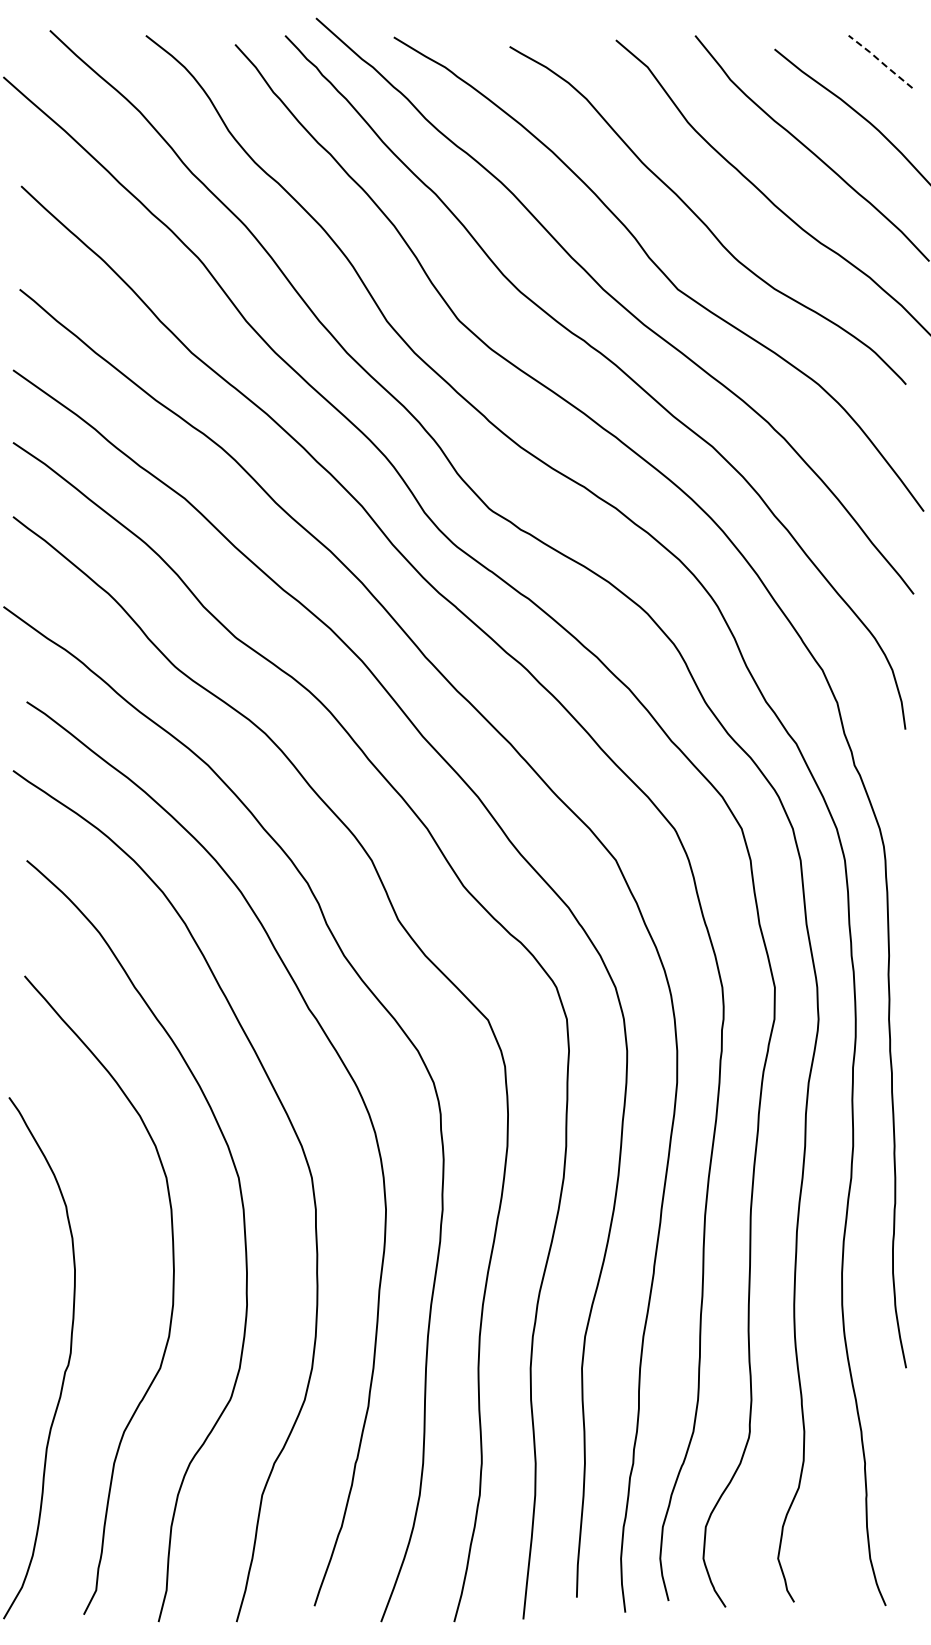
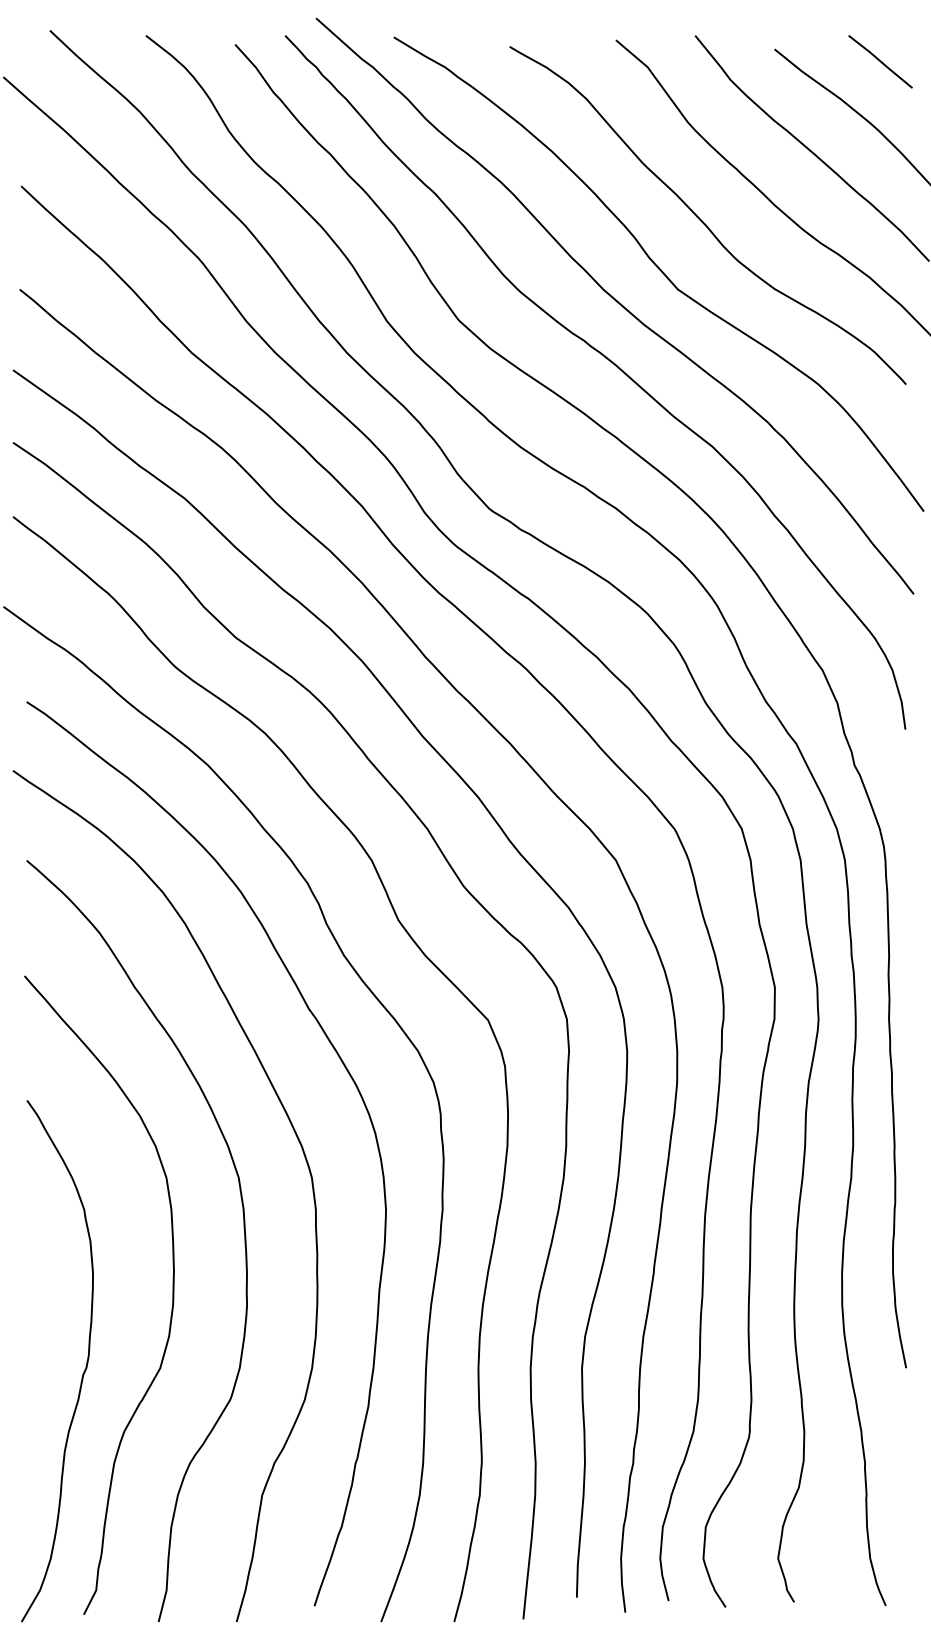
line: dashed -> solid (880, 61)
curve position: (64, 1370) -> (82, 1373) (82, 1373)
